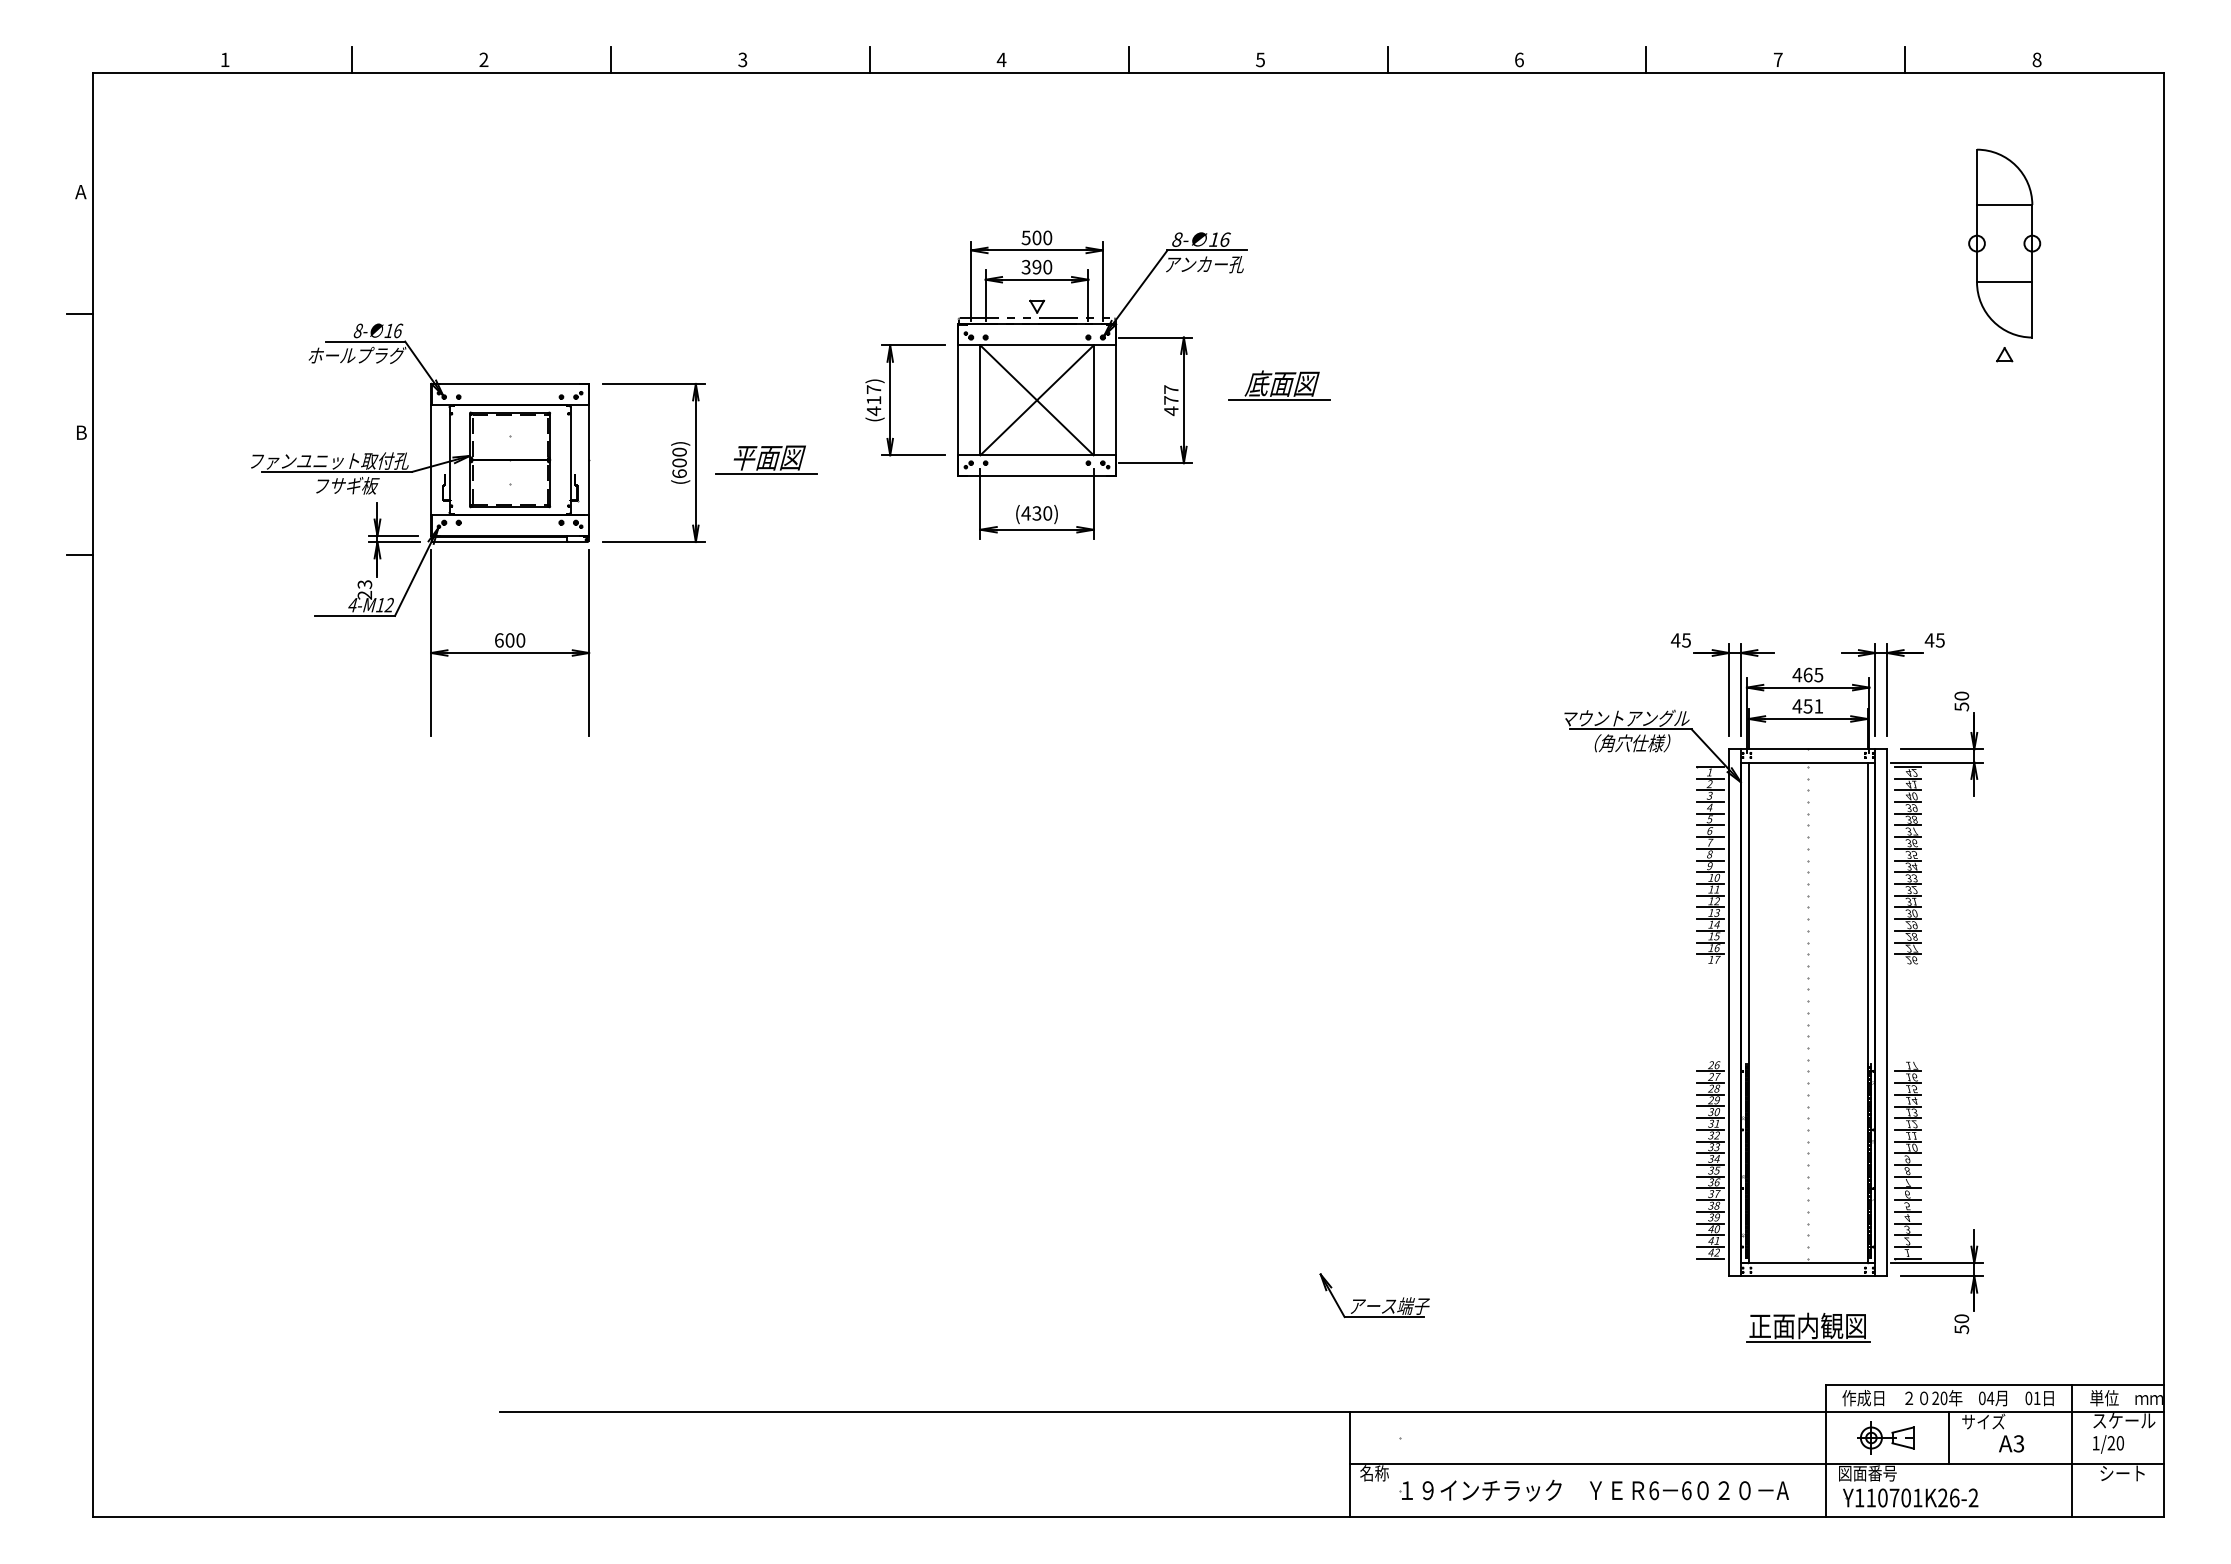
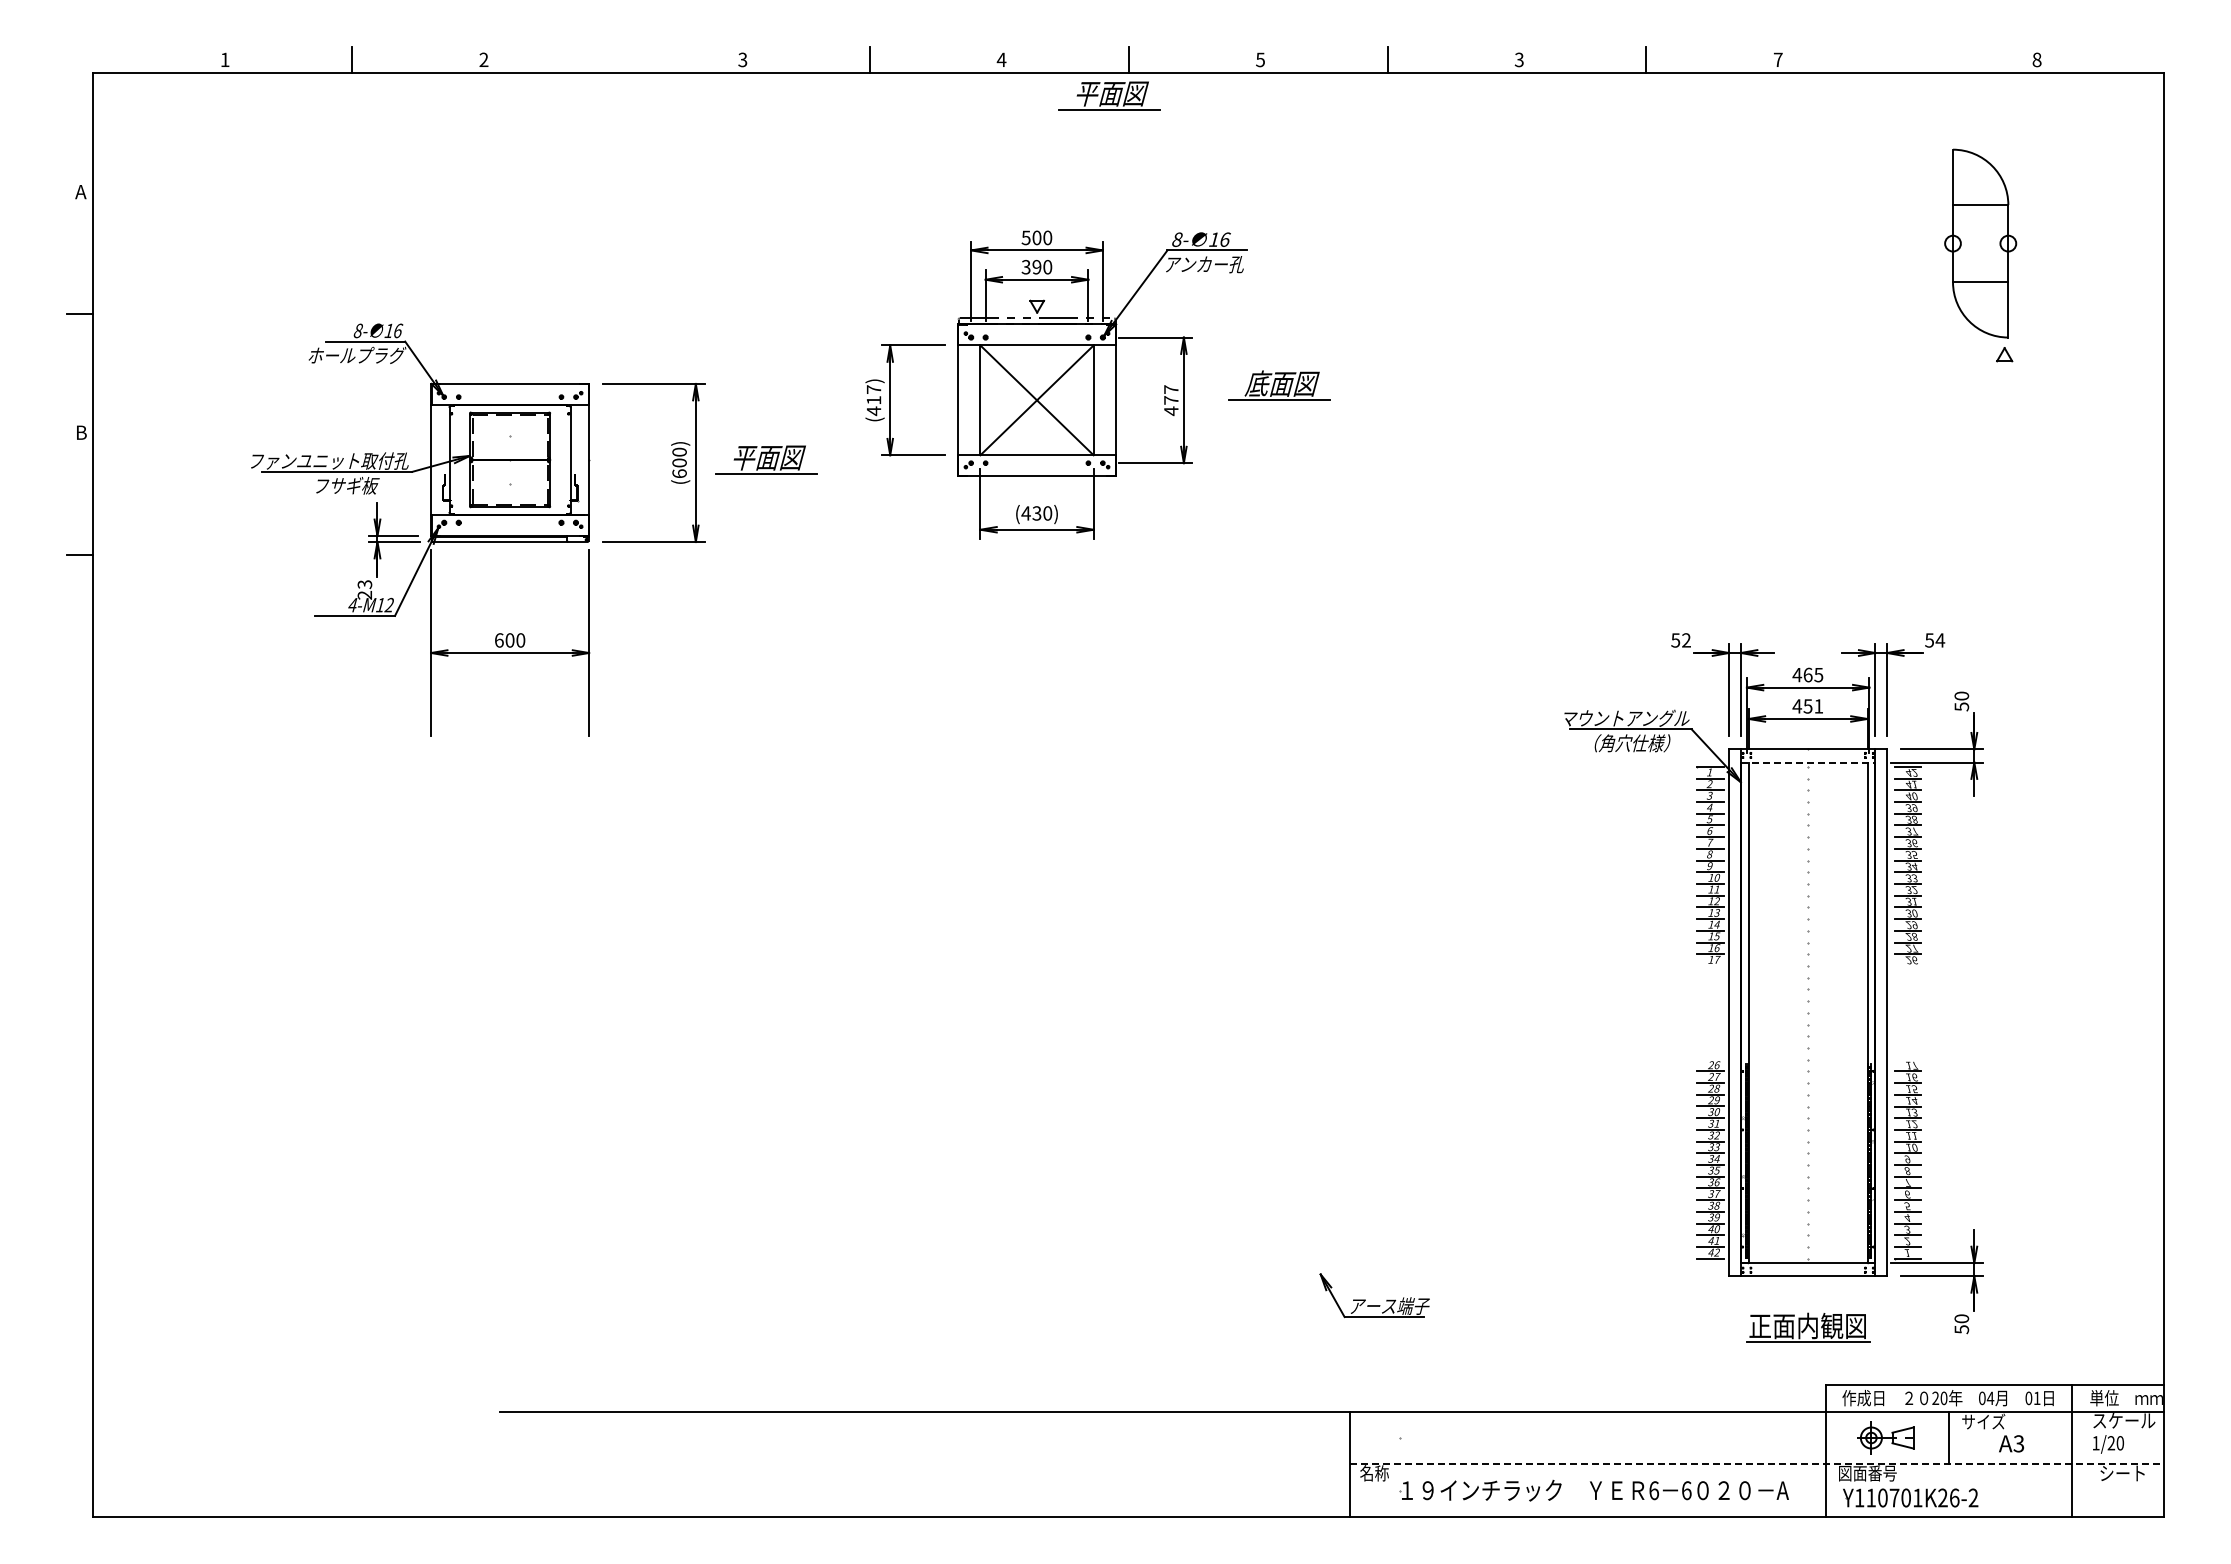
line: present -> none (610, 59)
text: 6 -> 3 (1518, 59)
line: present -> none (1905, 59)
part: none -> present (1109, 95)
part position: (2004, 243) -> (1980, 243) (1980, 243)
text: 45 -> 52 (1680, 640)
text: 45 -> 54 (1934, 640)
line: solid -> dashed (1808, 762)
line: solid -> dashed (1757, 1464)
